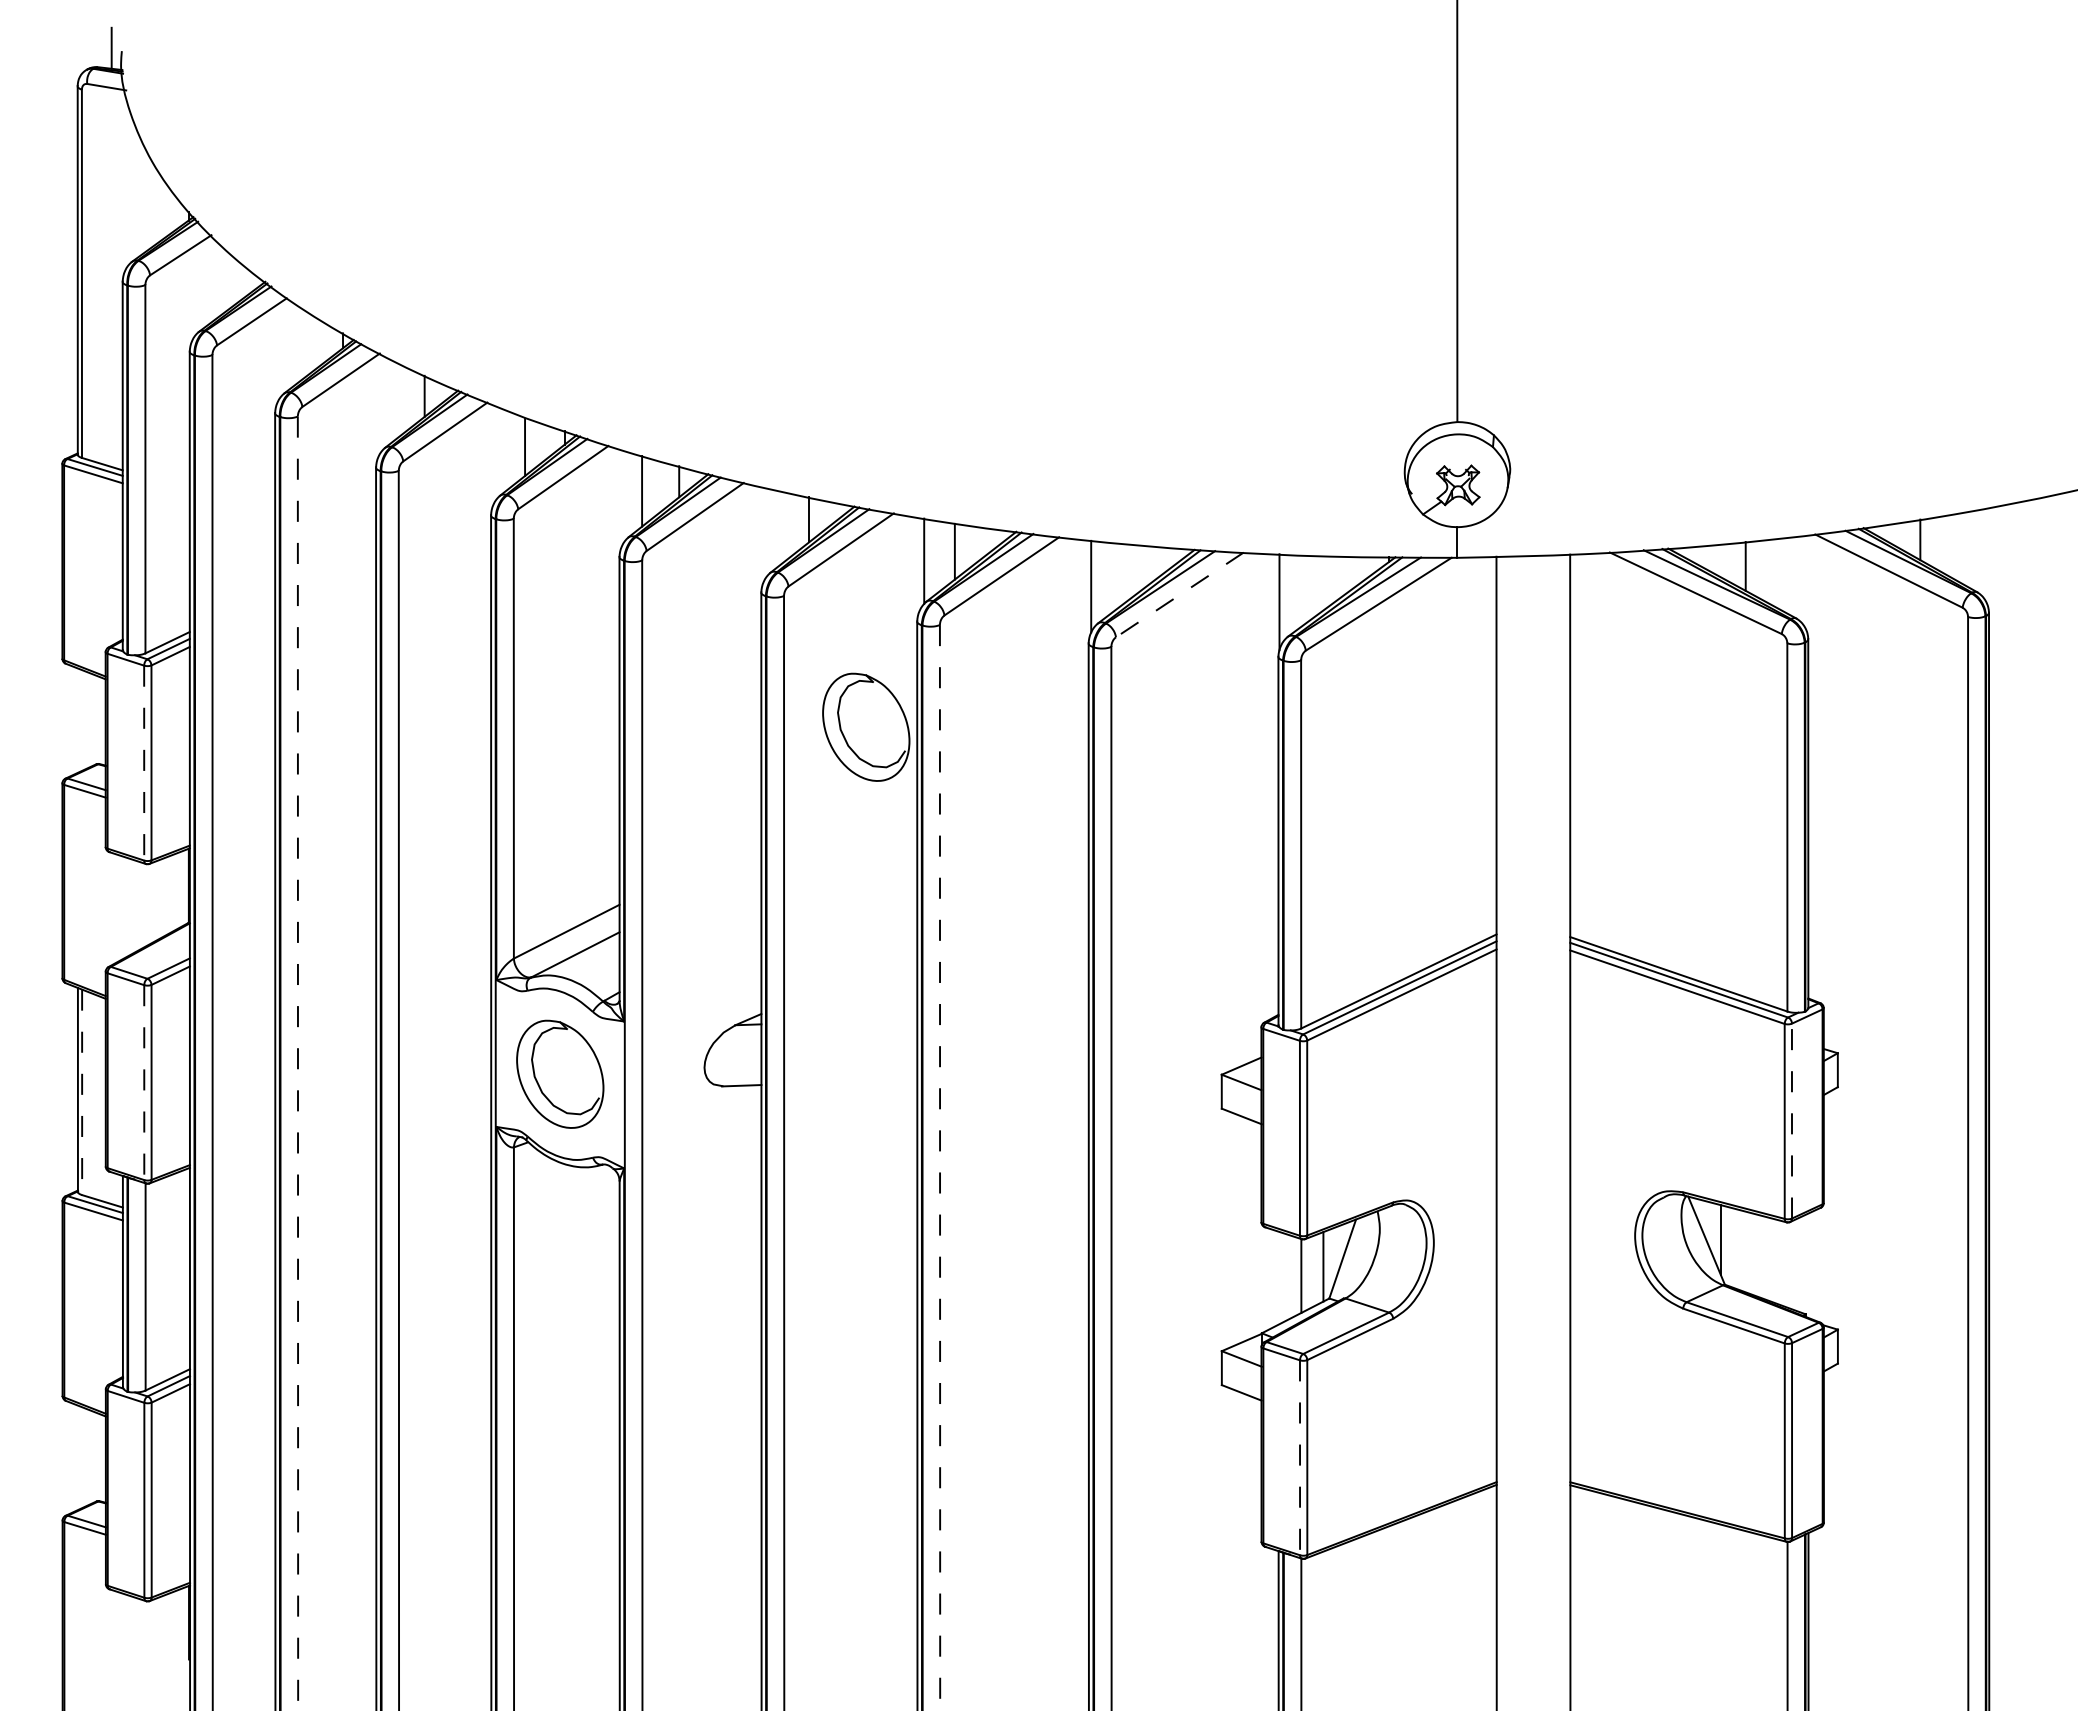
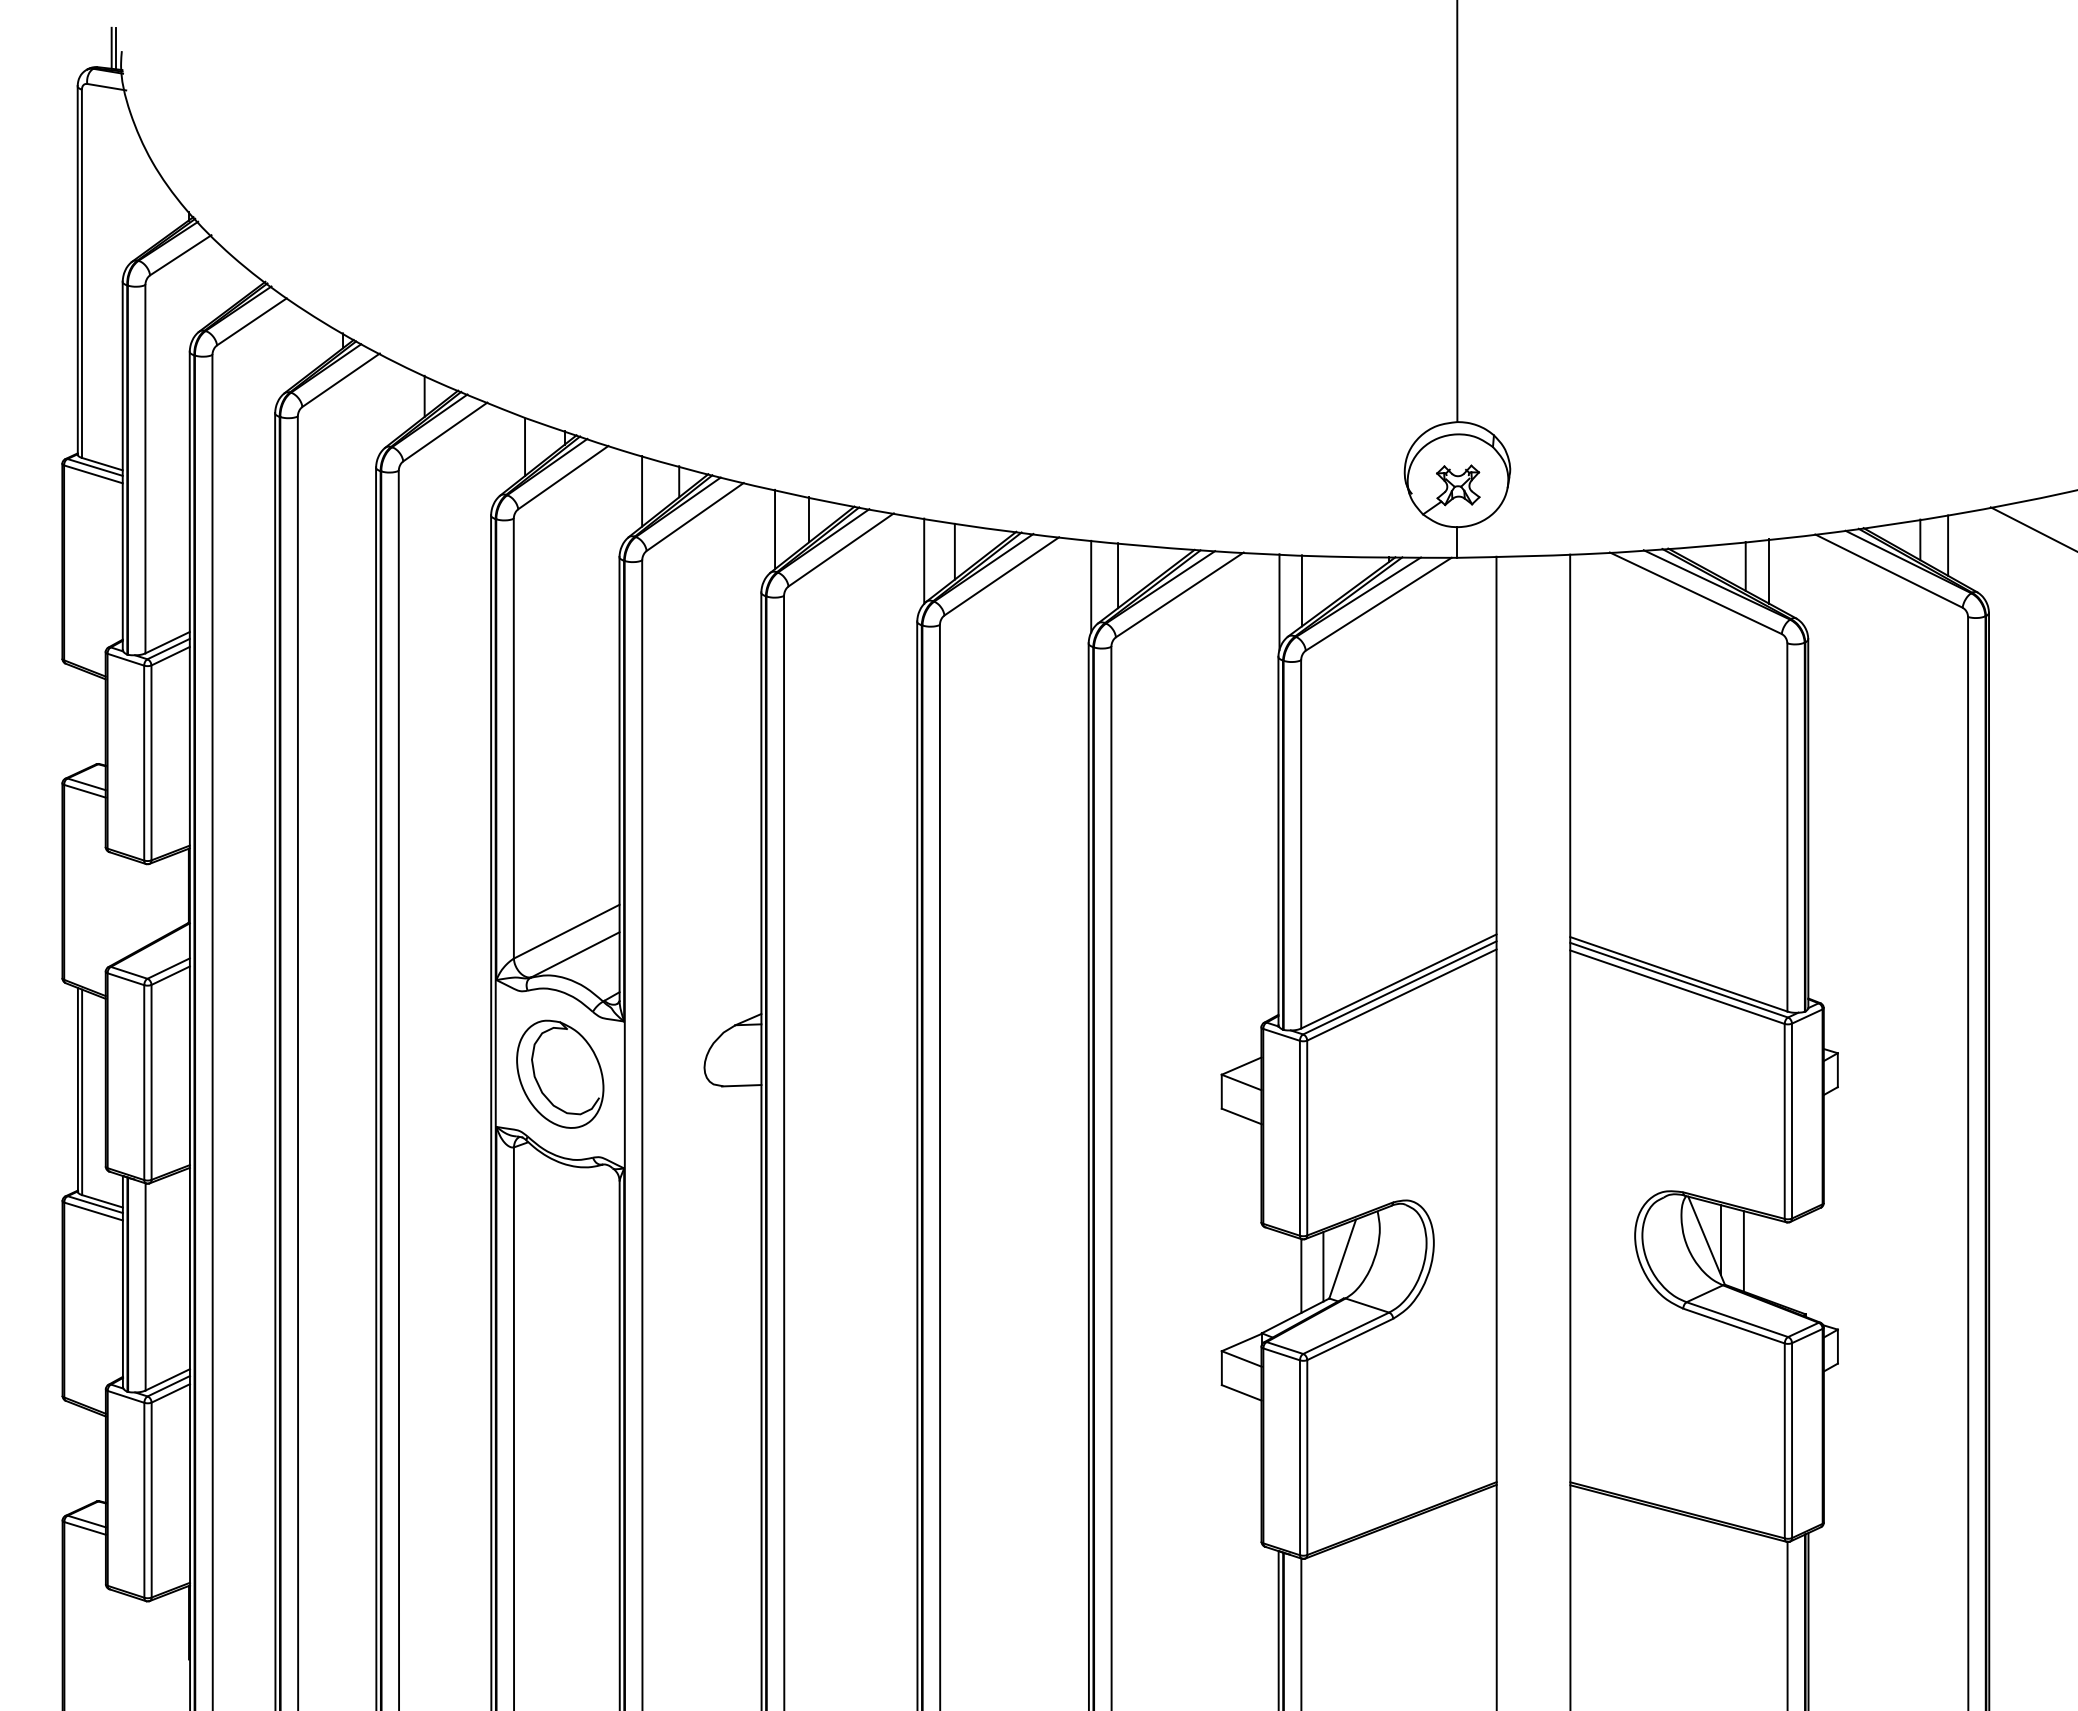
line: none -> present (115, 48)
line: none -> present (2032, 528)
line: none -> present (775, 529)
line: none -> present (1948, 545)
line: none -> present (1769, 571)
line: none -> present (1118, 575)
line: none -> present (1301, 590)
line: dashed -> solid (1179, 594)
part: present -> none (866, 726)
line: dashed -> solid (144, 763)
line: dashed -> solid (297, 1063)
line: dashed -> solid (144, 1083)
line: dashed -> solid (82, 1092)
line: dashed -> solid (1791, 1120)
line: dashed -> solid (940, 1167)
line: none -> present (1743, 1251)
line: dashed -> solid (1300, 1458)
